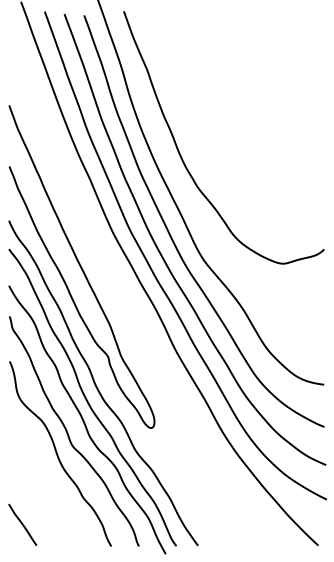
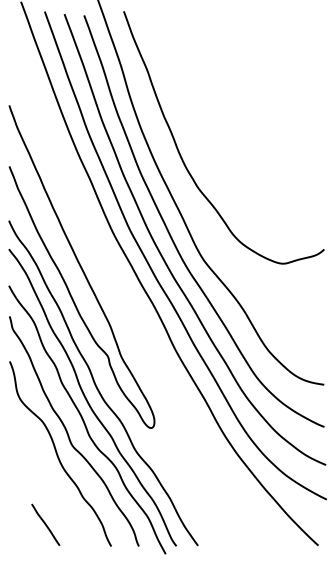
line position: (22, 524) -> (45, 524) (45, 524)
